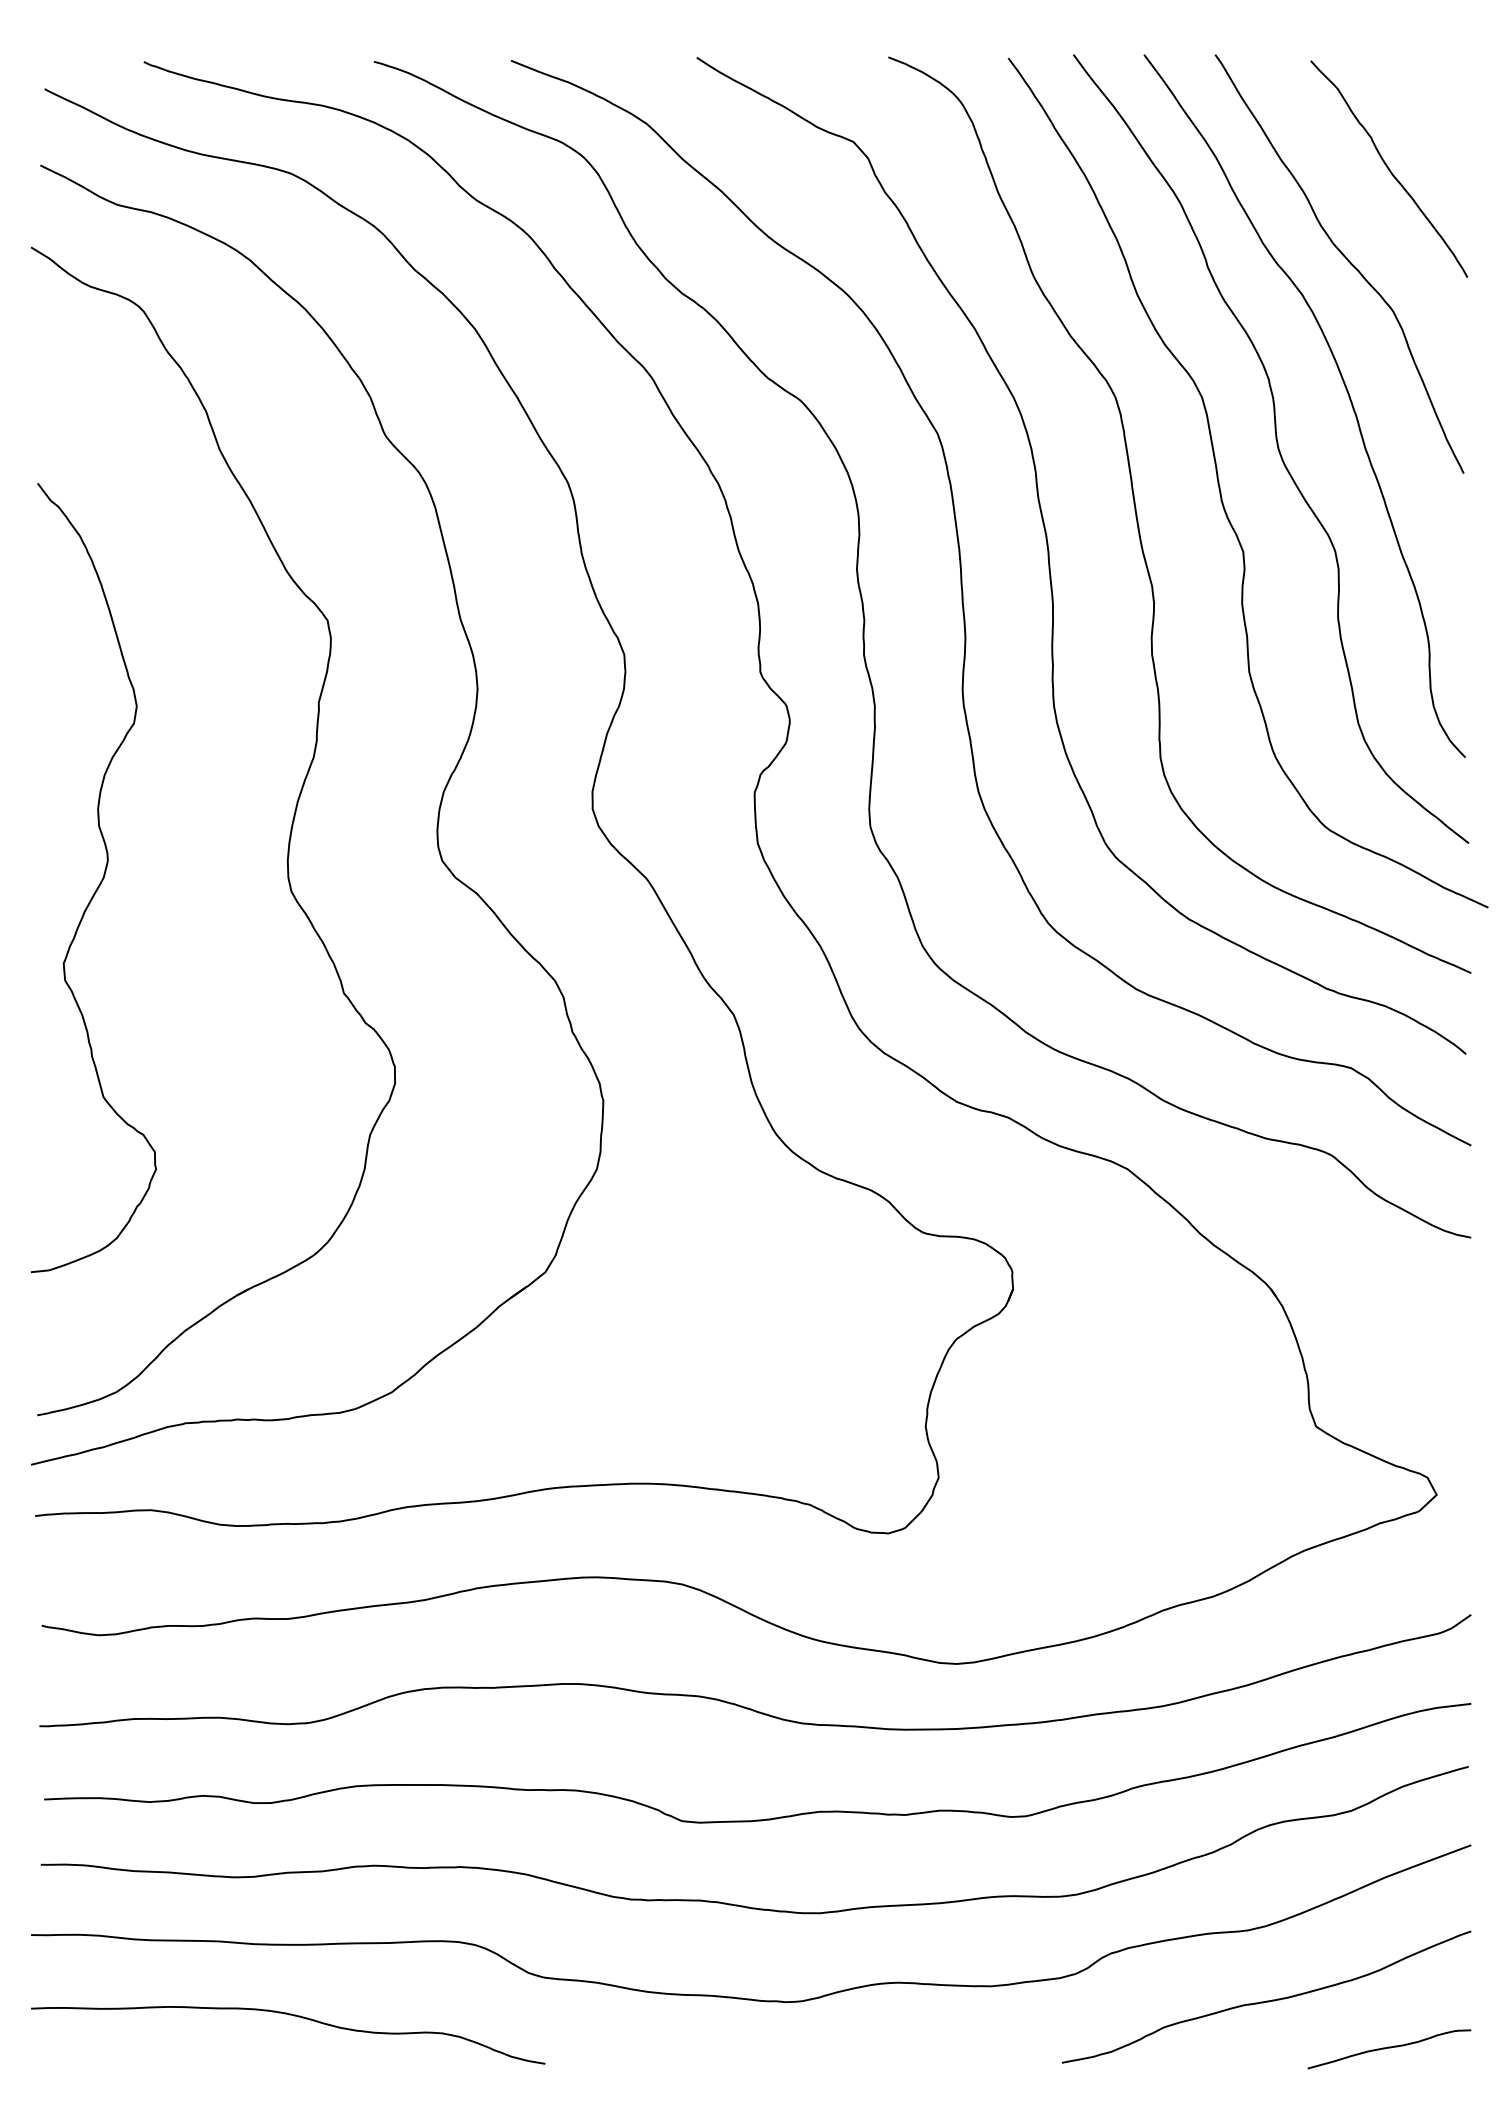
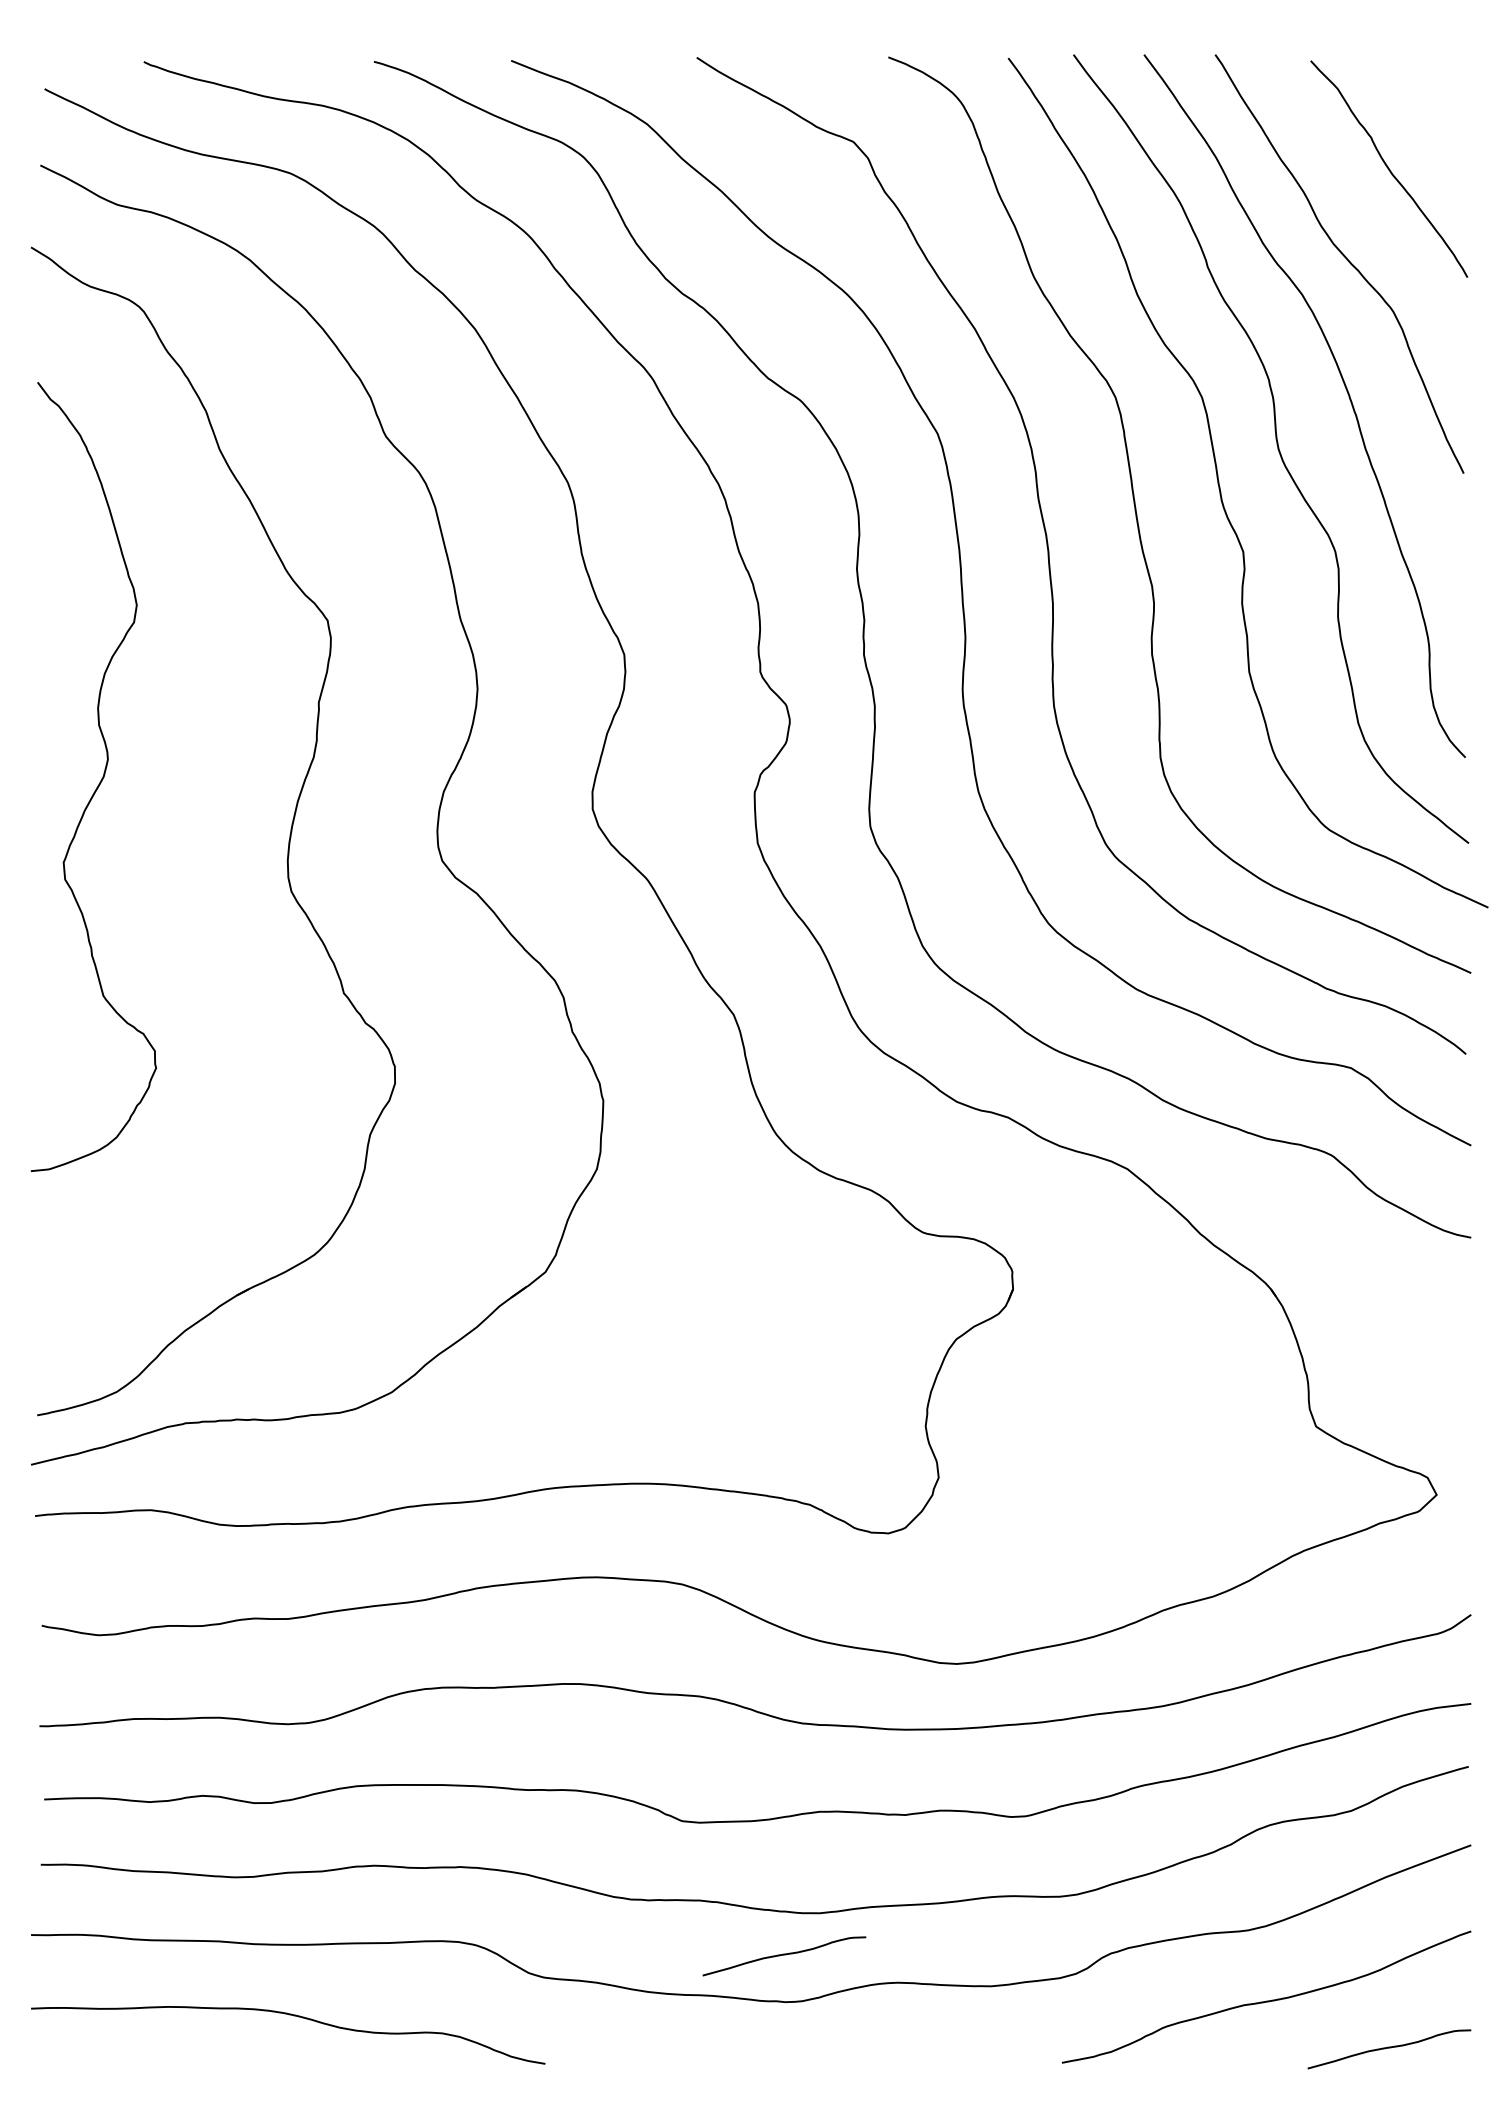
curve position: (100, 881) -> (100, 780) (100, 780)
curve: none -> present (784, 1955)
